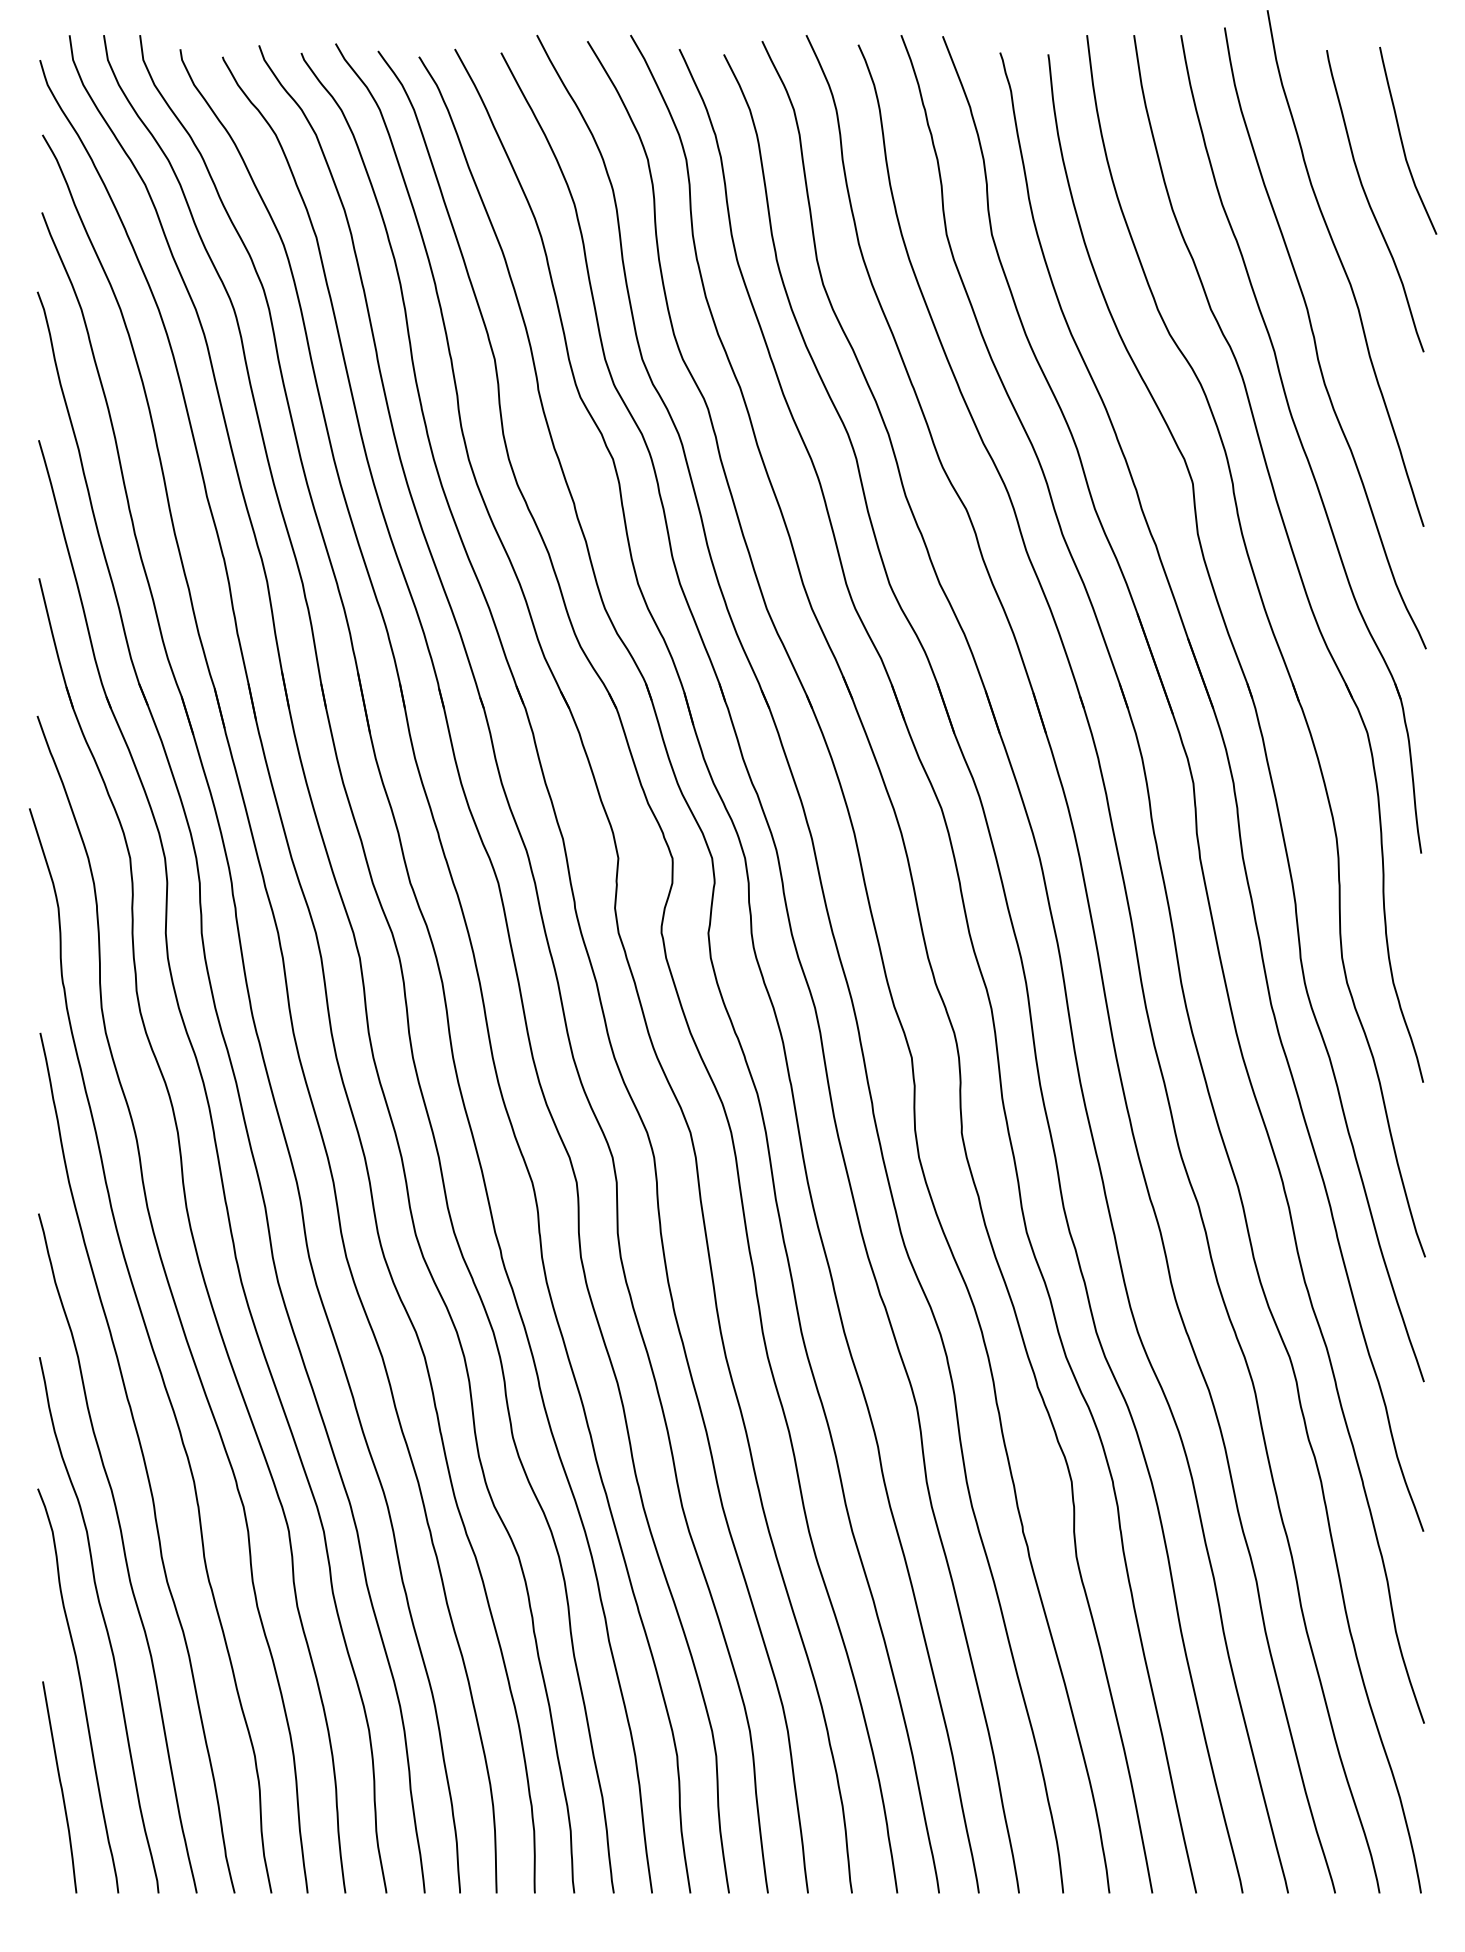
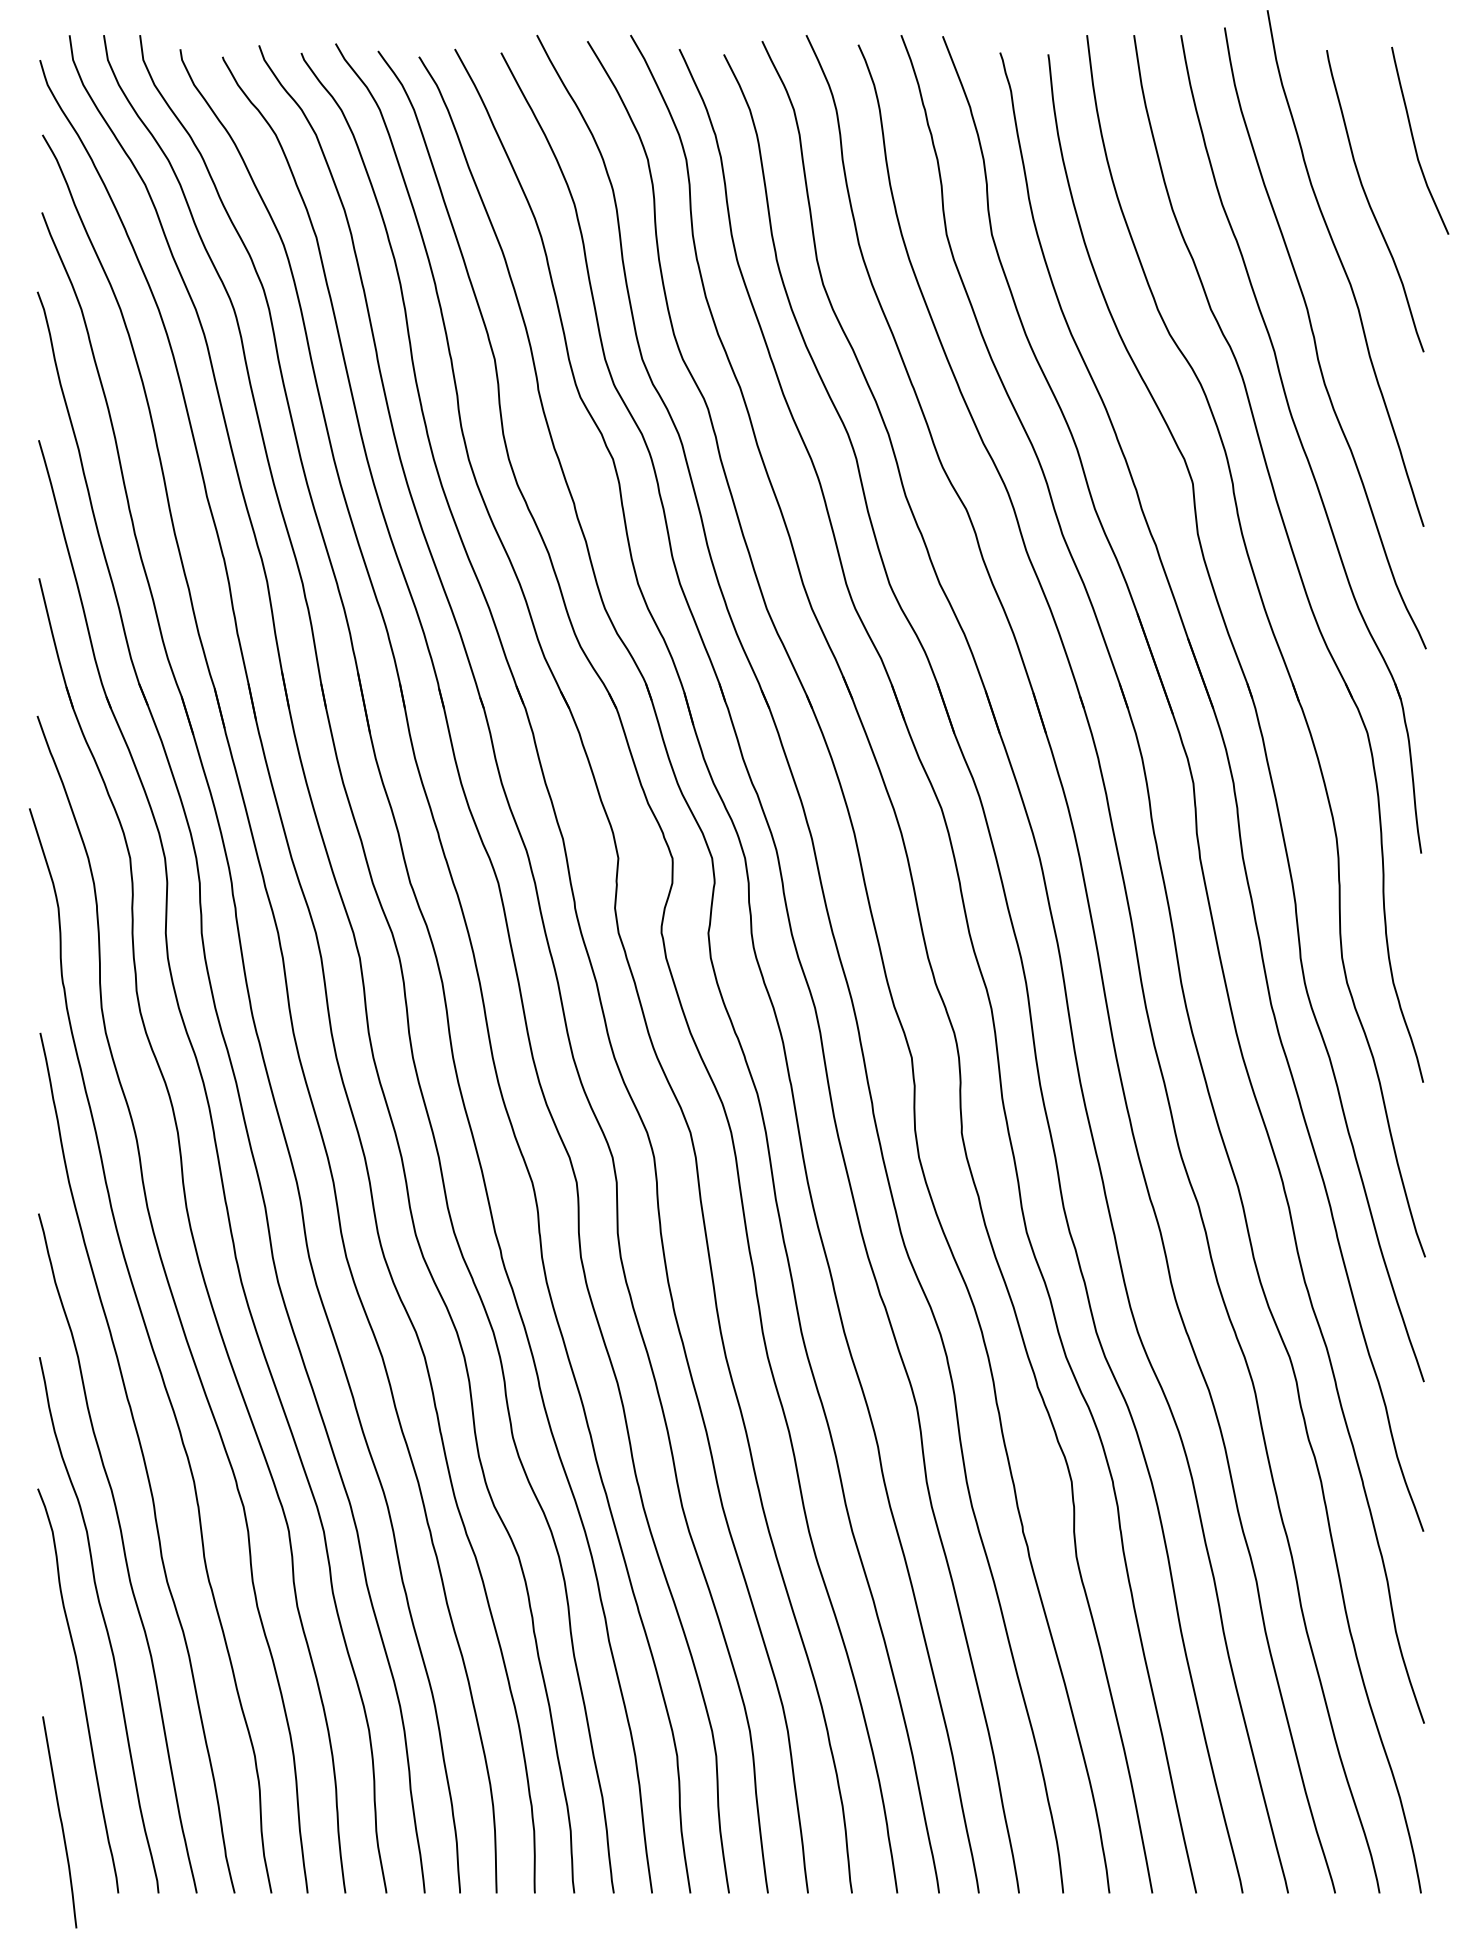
curve position: (1403, 143) -> (1415, 143) (1415, 143)
curve position: (60, 1787) -> (60, 1822) (60, 1822)
